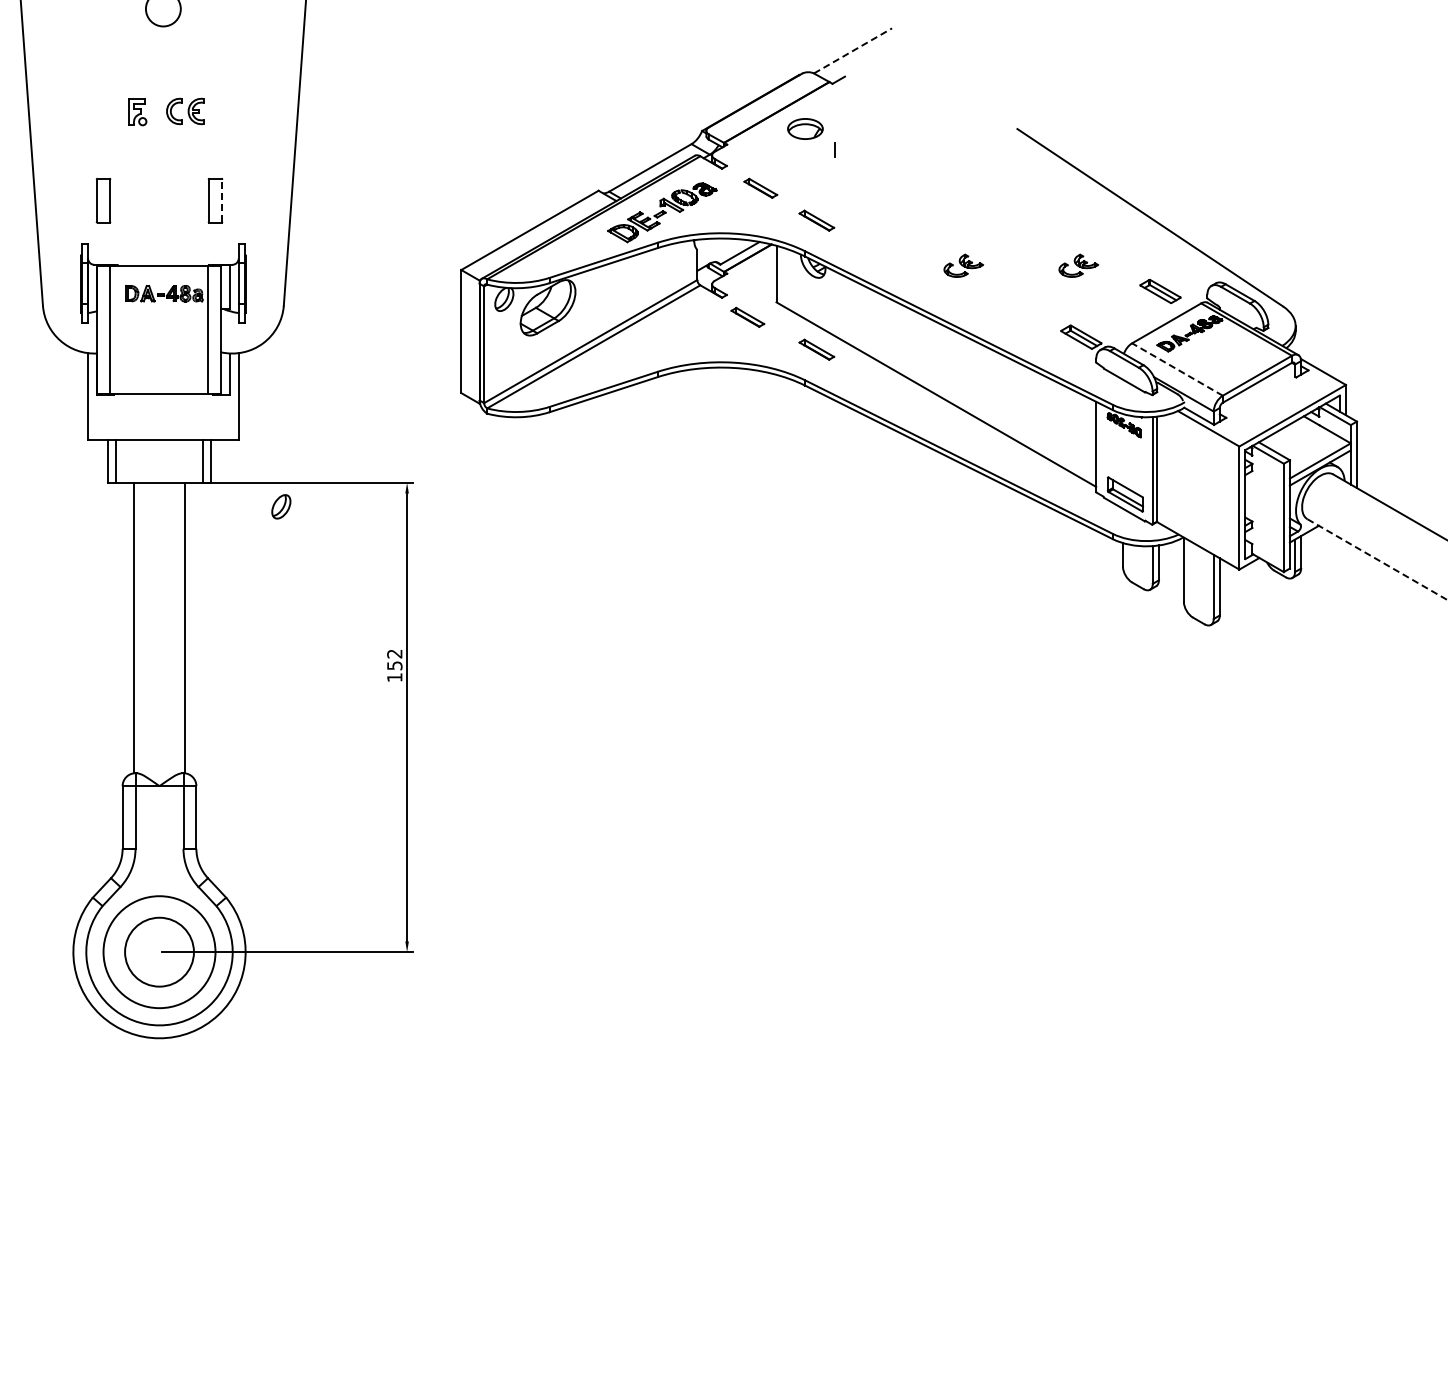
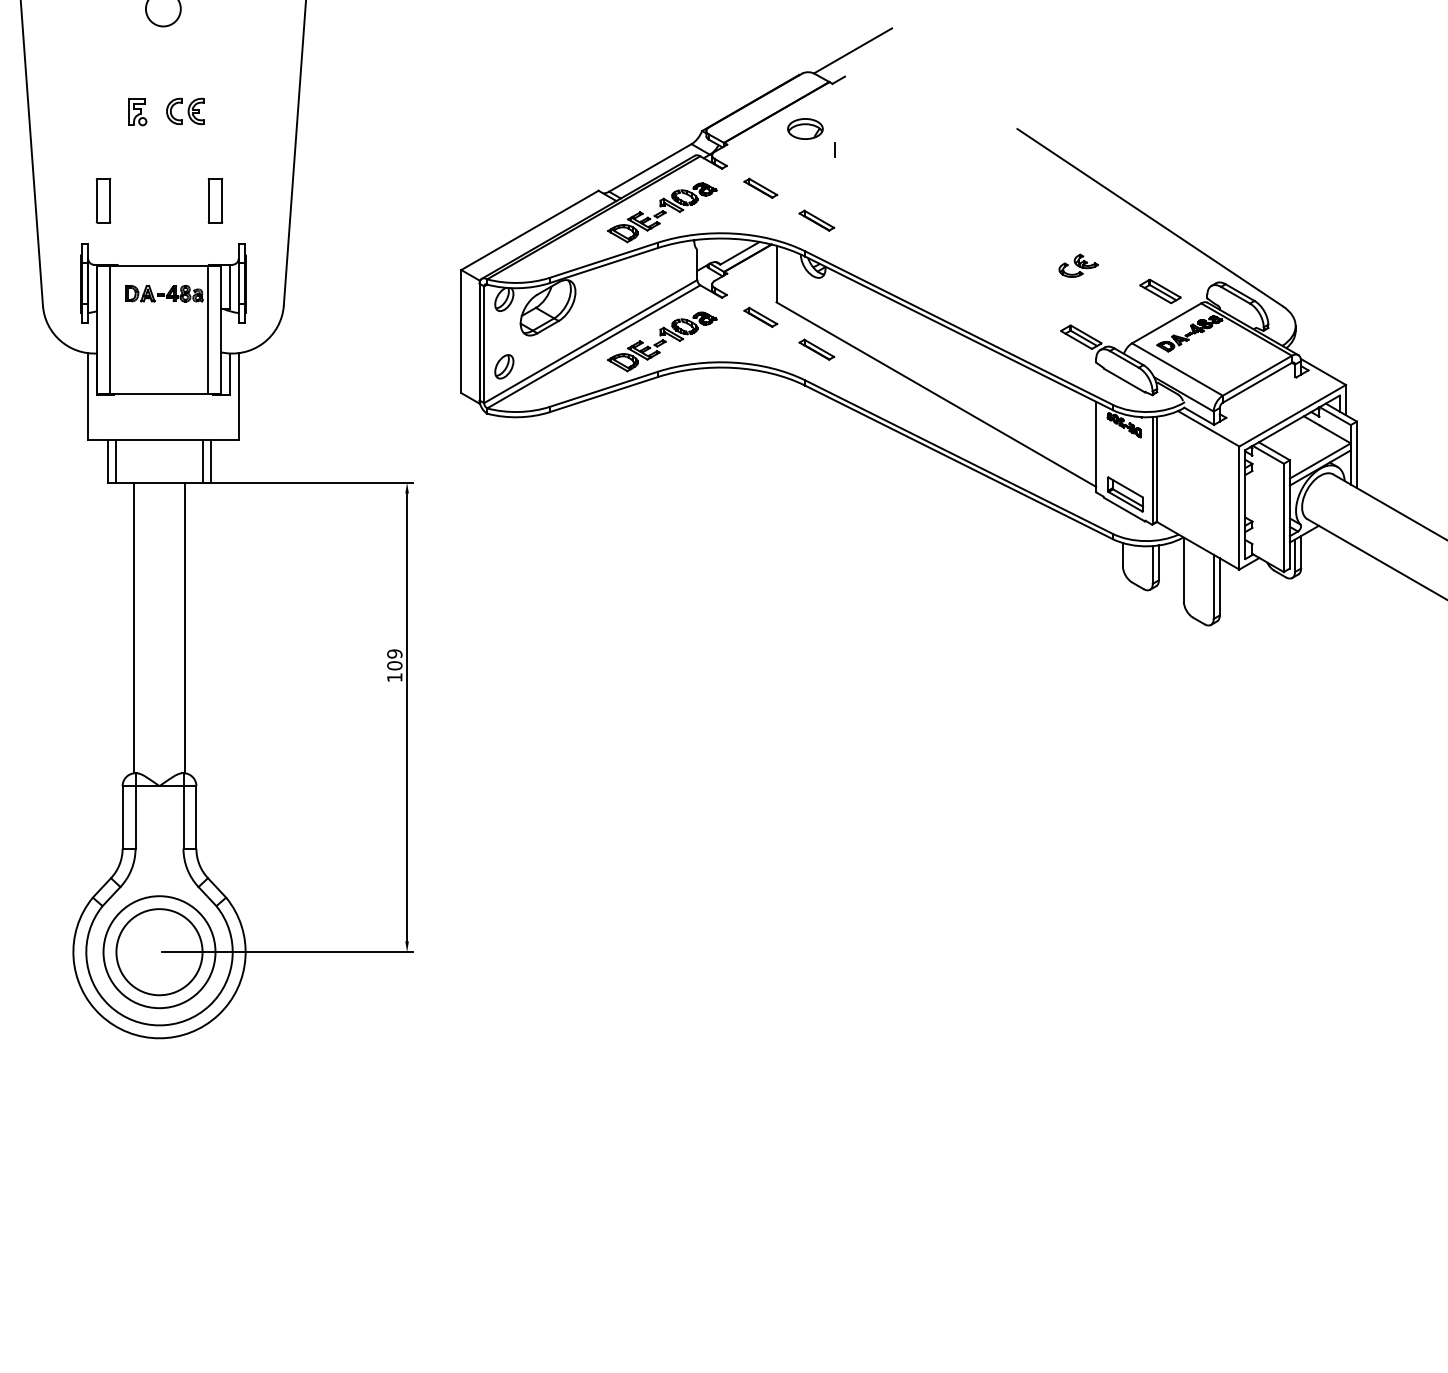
line: dashed -> solid (853, 50)
line: dashed -> solid (222, 200)
part: present -> none (963, 265)
part position: (747, 316) -> (760, 316) (760, 316)
part: none -> present (662, 341)
line: dashed -> solid (1177, 369)
part position: (281, 506) -> (504, 366) (504, 366)
line: dashed -> solid (1377, 559)
text: 152 -> 109 (394, 659)
circle diameter: 69 px -> 86 px (159, 952)
